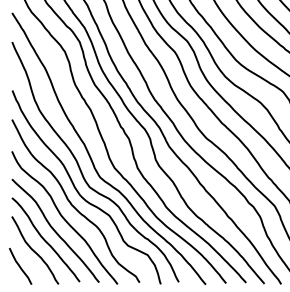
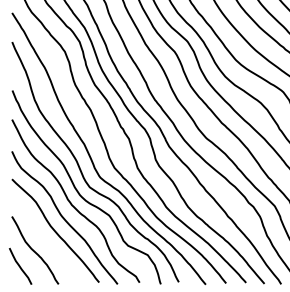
curve: present -> none (45, 239)
